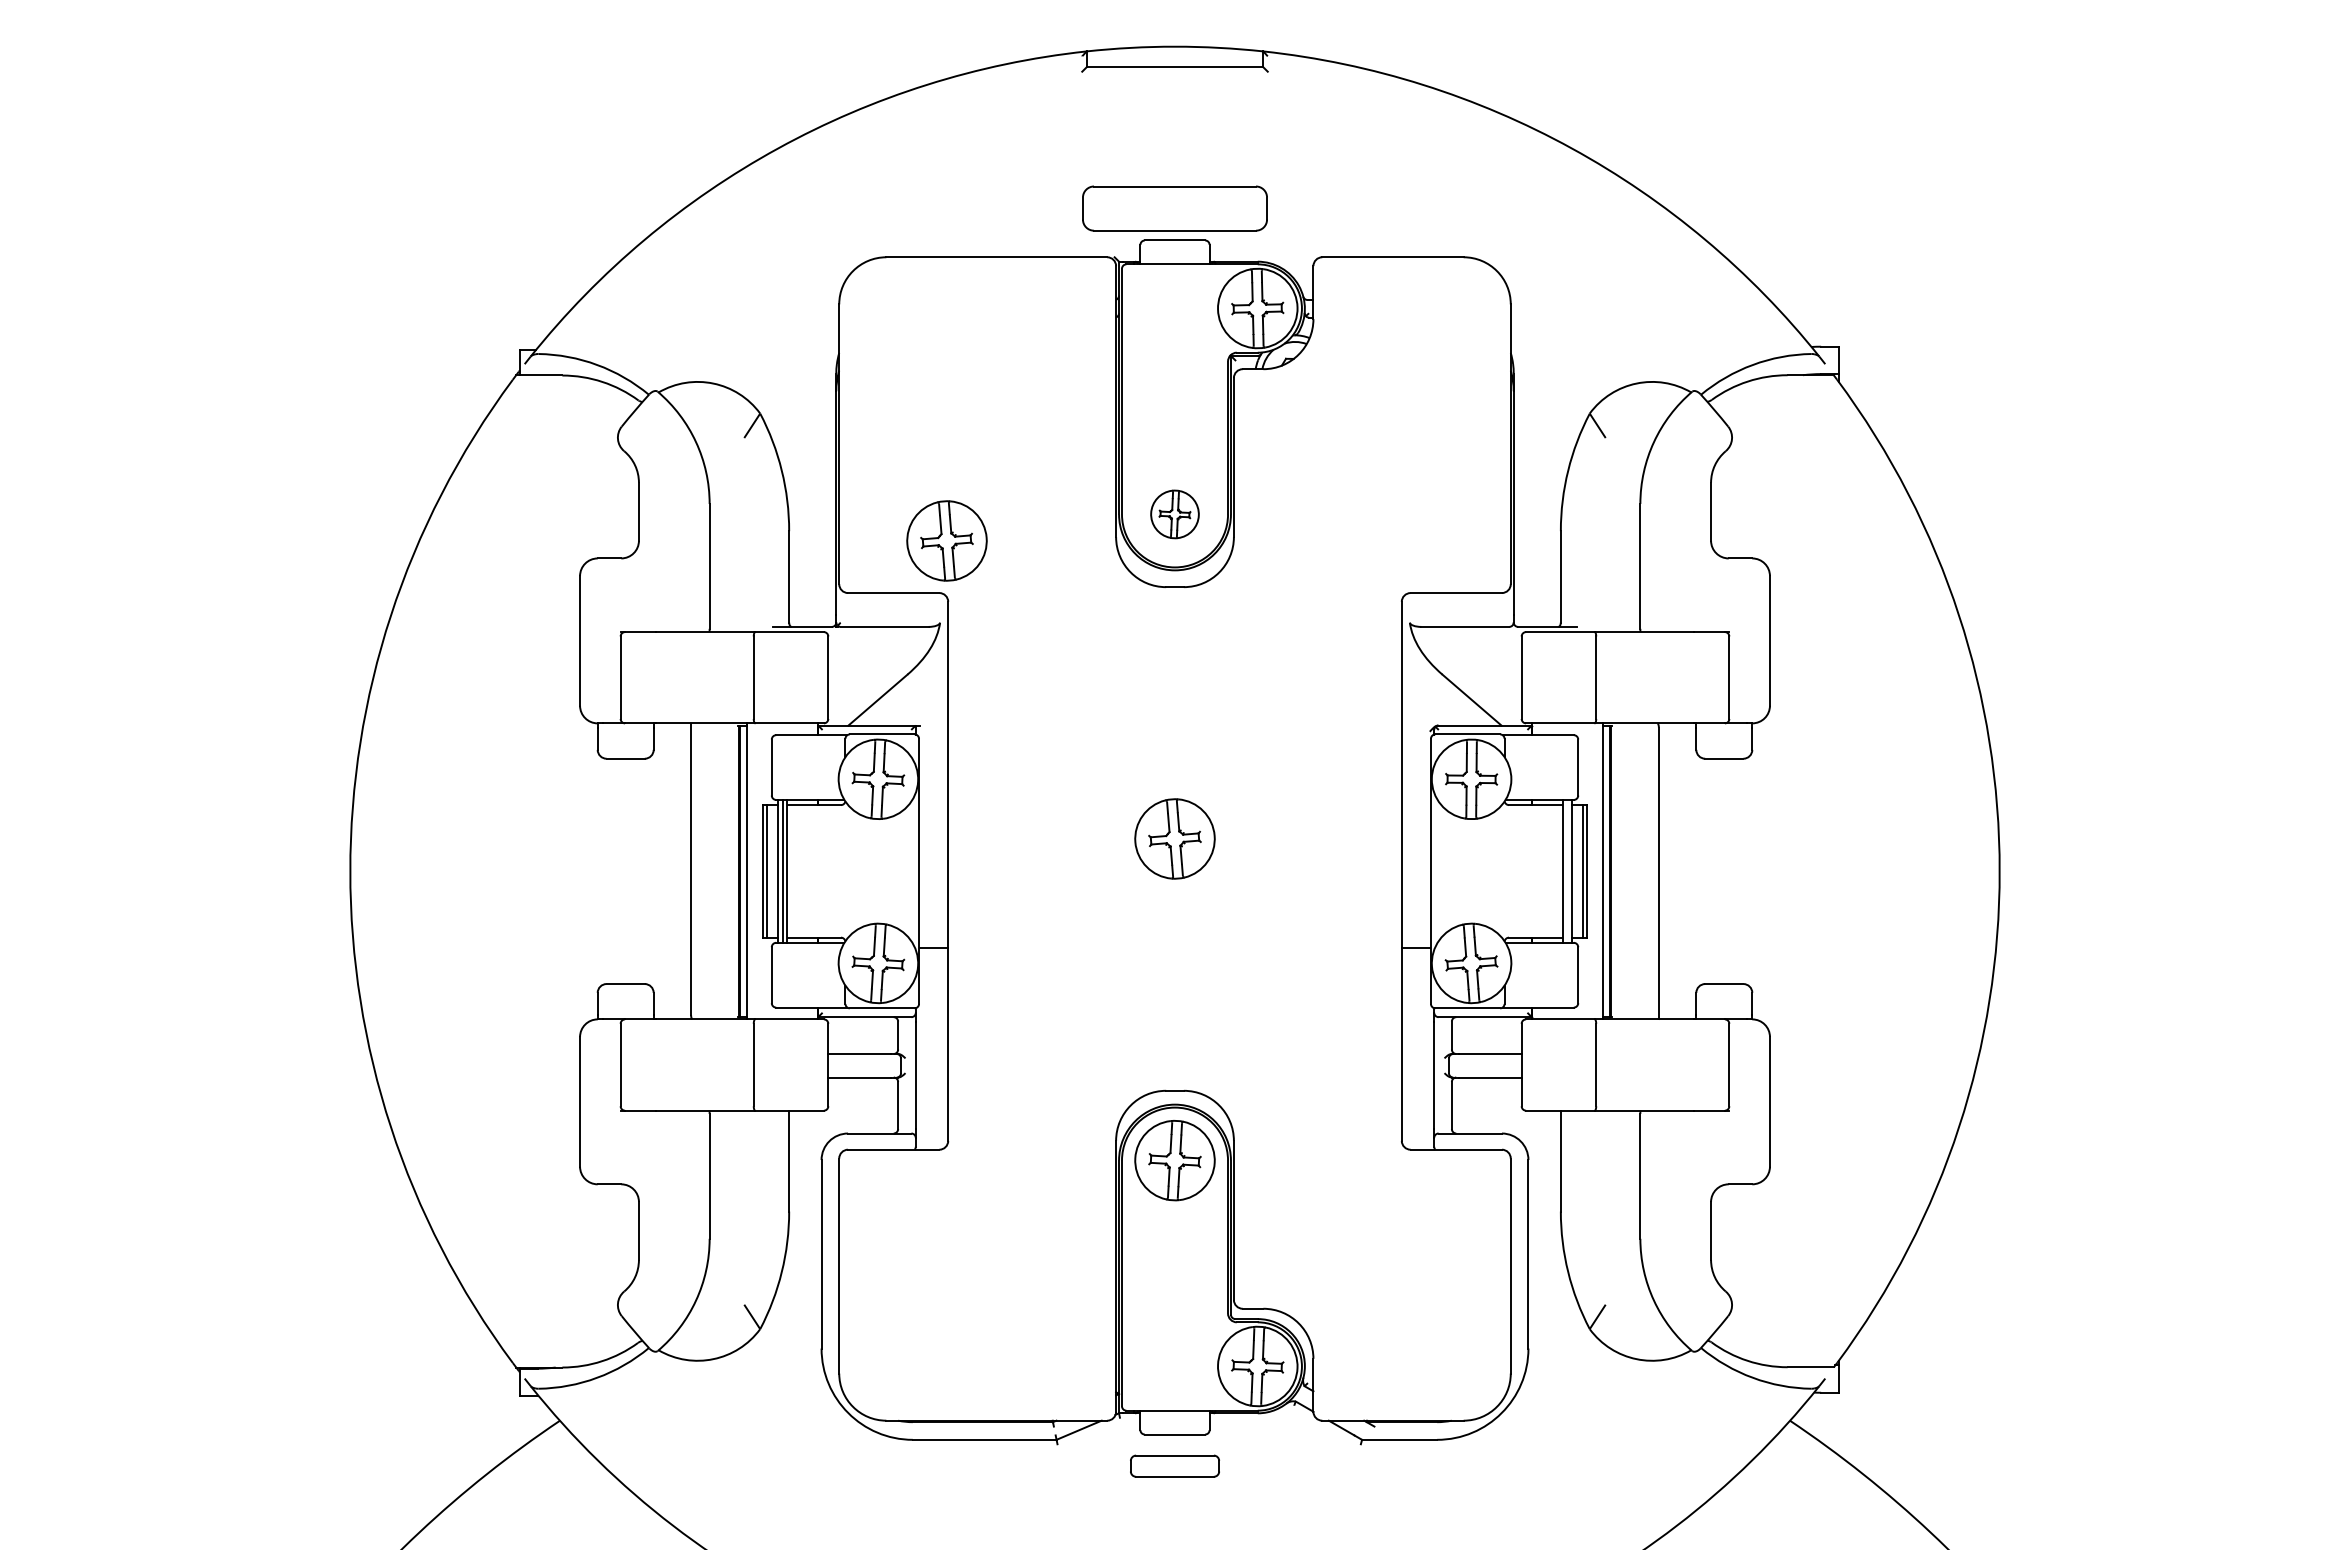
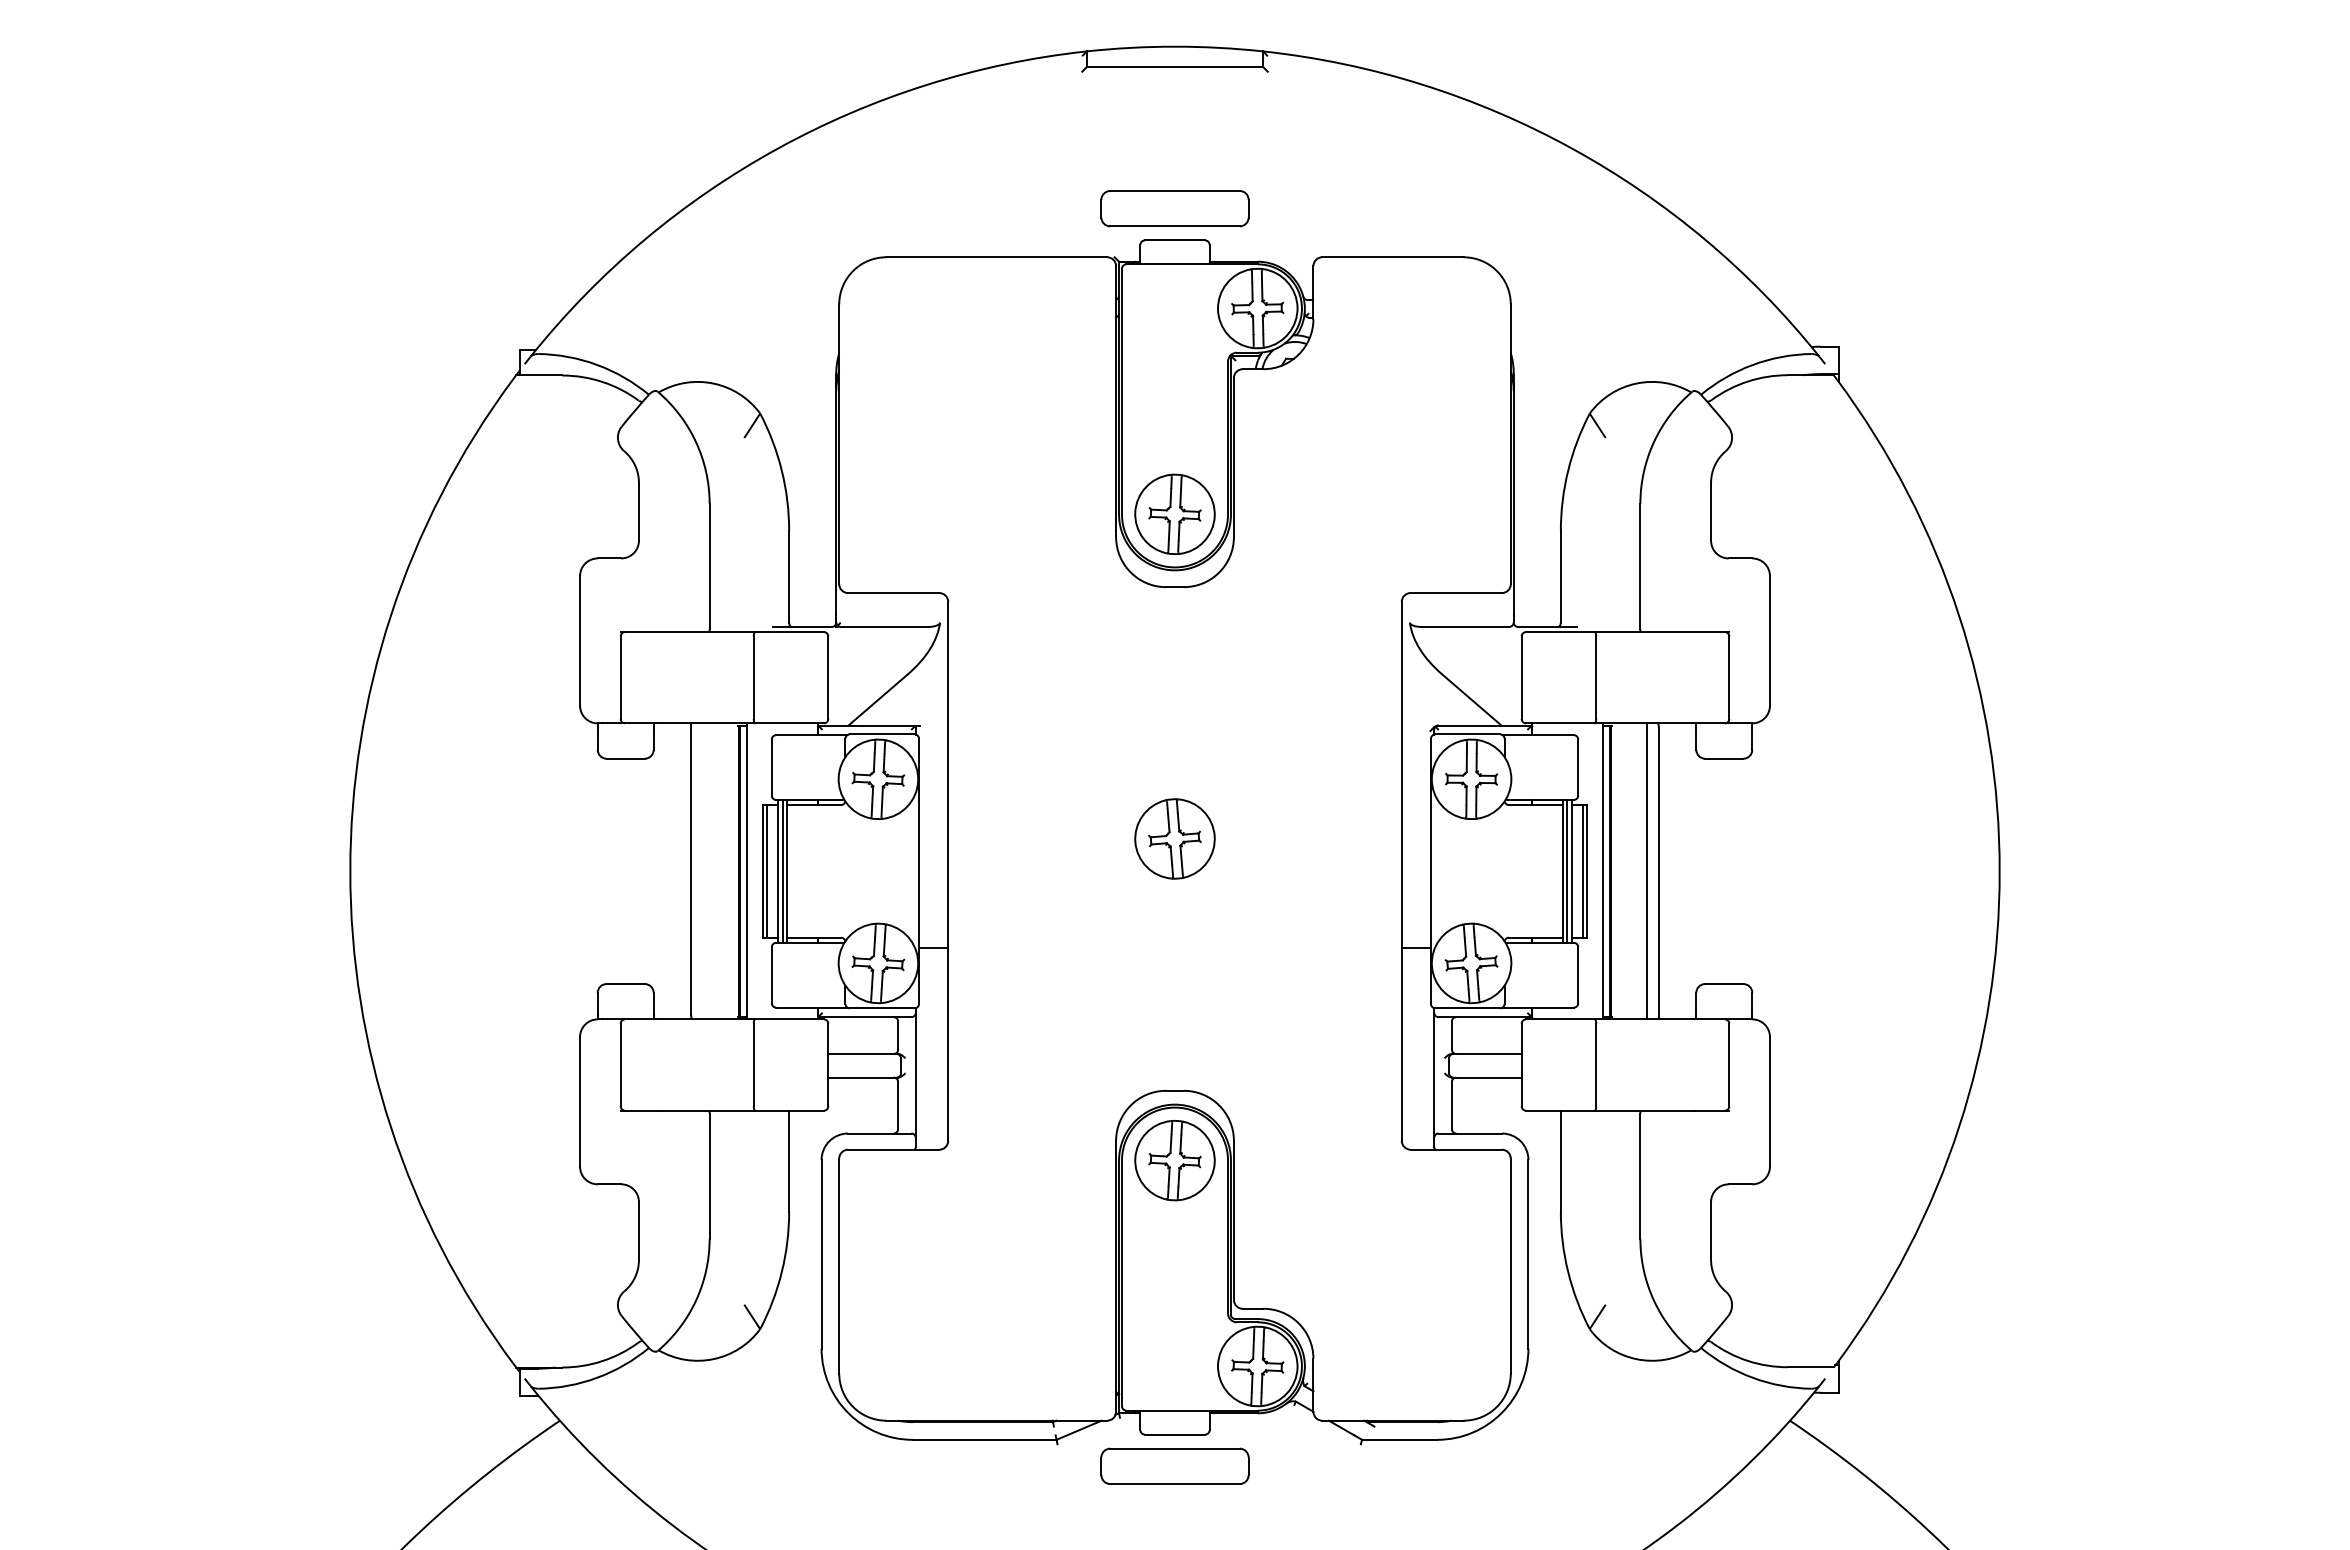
part size: 186x47 px -> 150x38 px (1174, 208)
part size: 50x51 px -> 82x83 px (1174, 514)
part: present -> none (946, 540)
line: none -> present (1567, 870)
line: none -> present (1647, 871)
part size: 90x24 px -> 150x38 px (1174, 1465)
